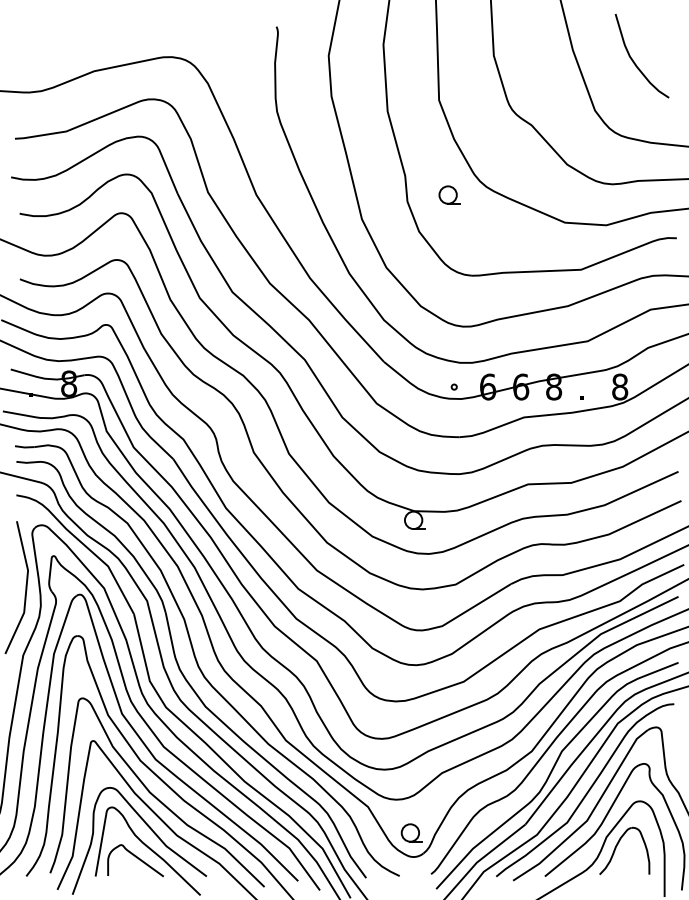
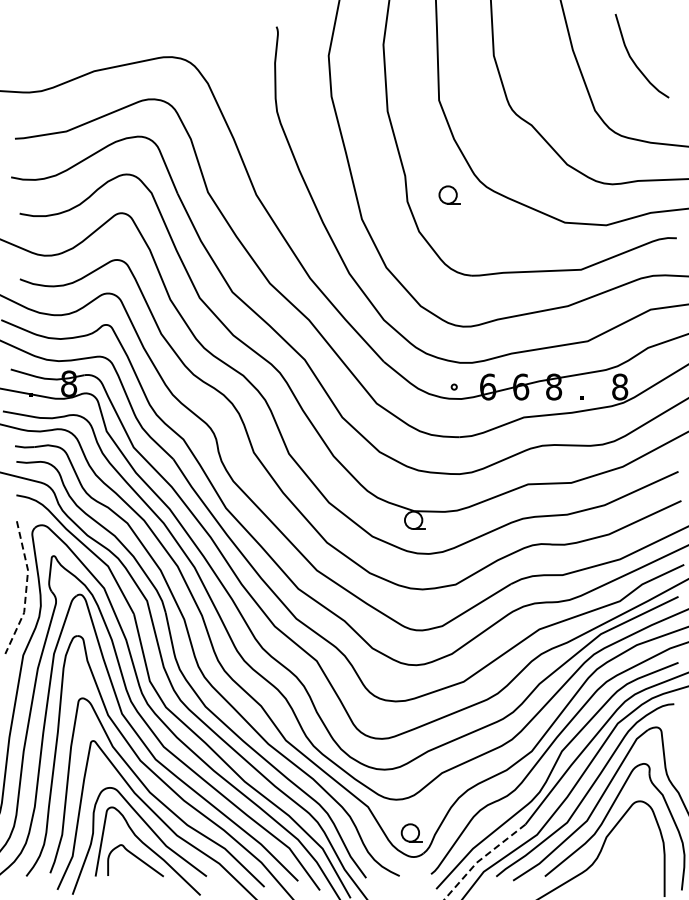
line: solid -> dashed (26, 589)
part: present -> none (617, 846)
line: solid -> dashed (481, 858)
